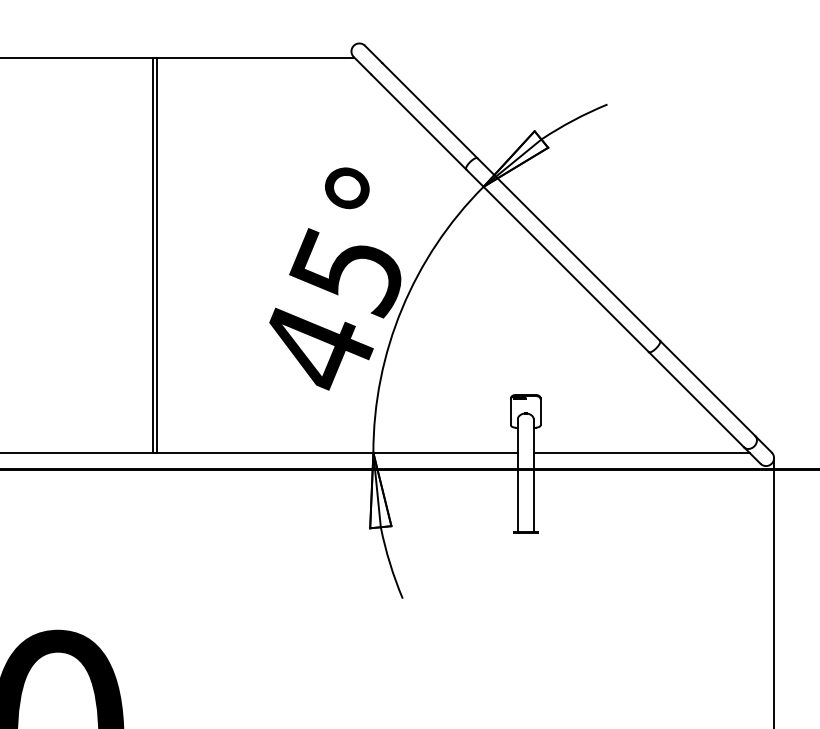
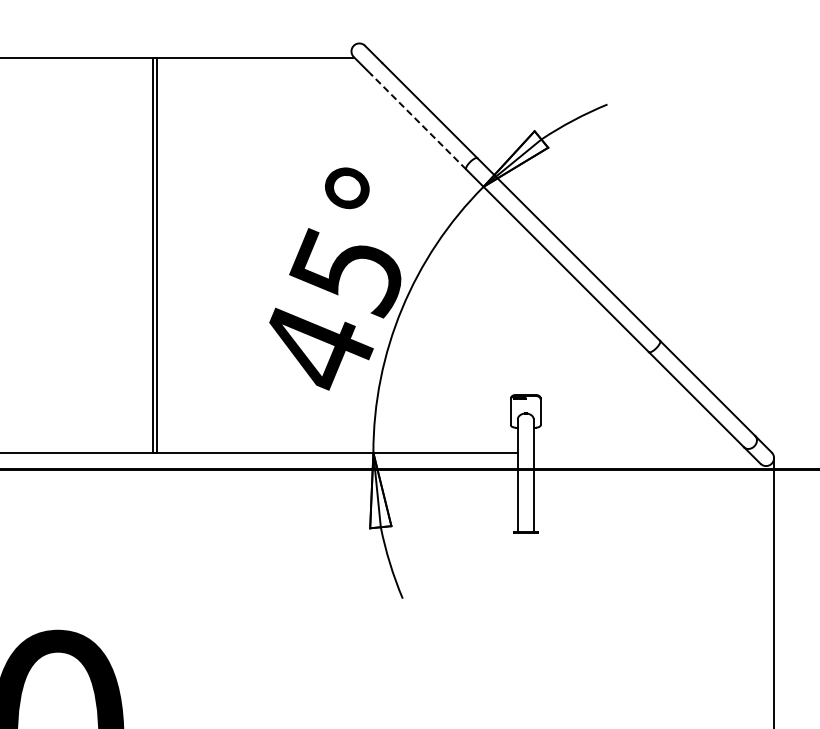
line: solid -> dashed (418, 121)
line: present -> none (641, 452)
